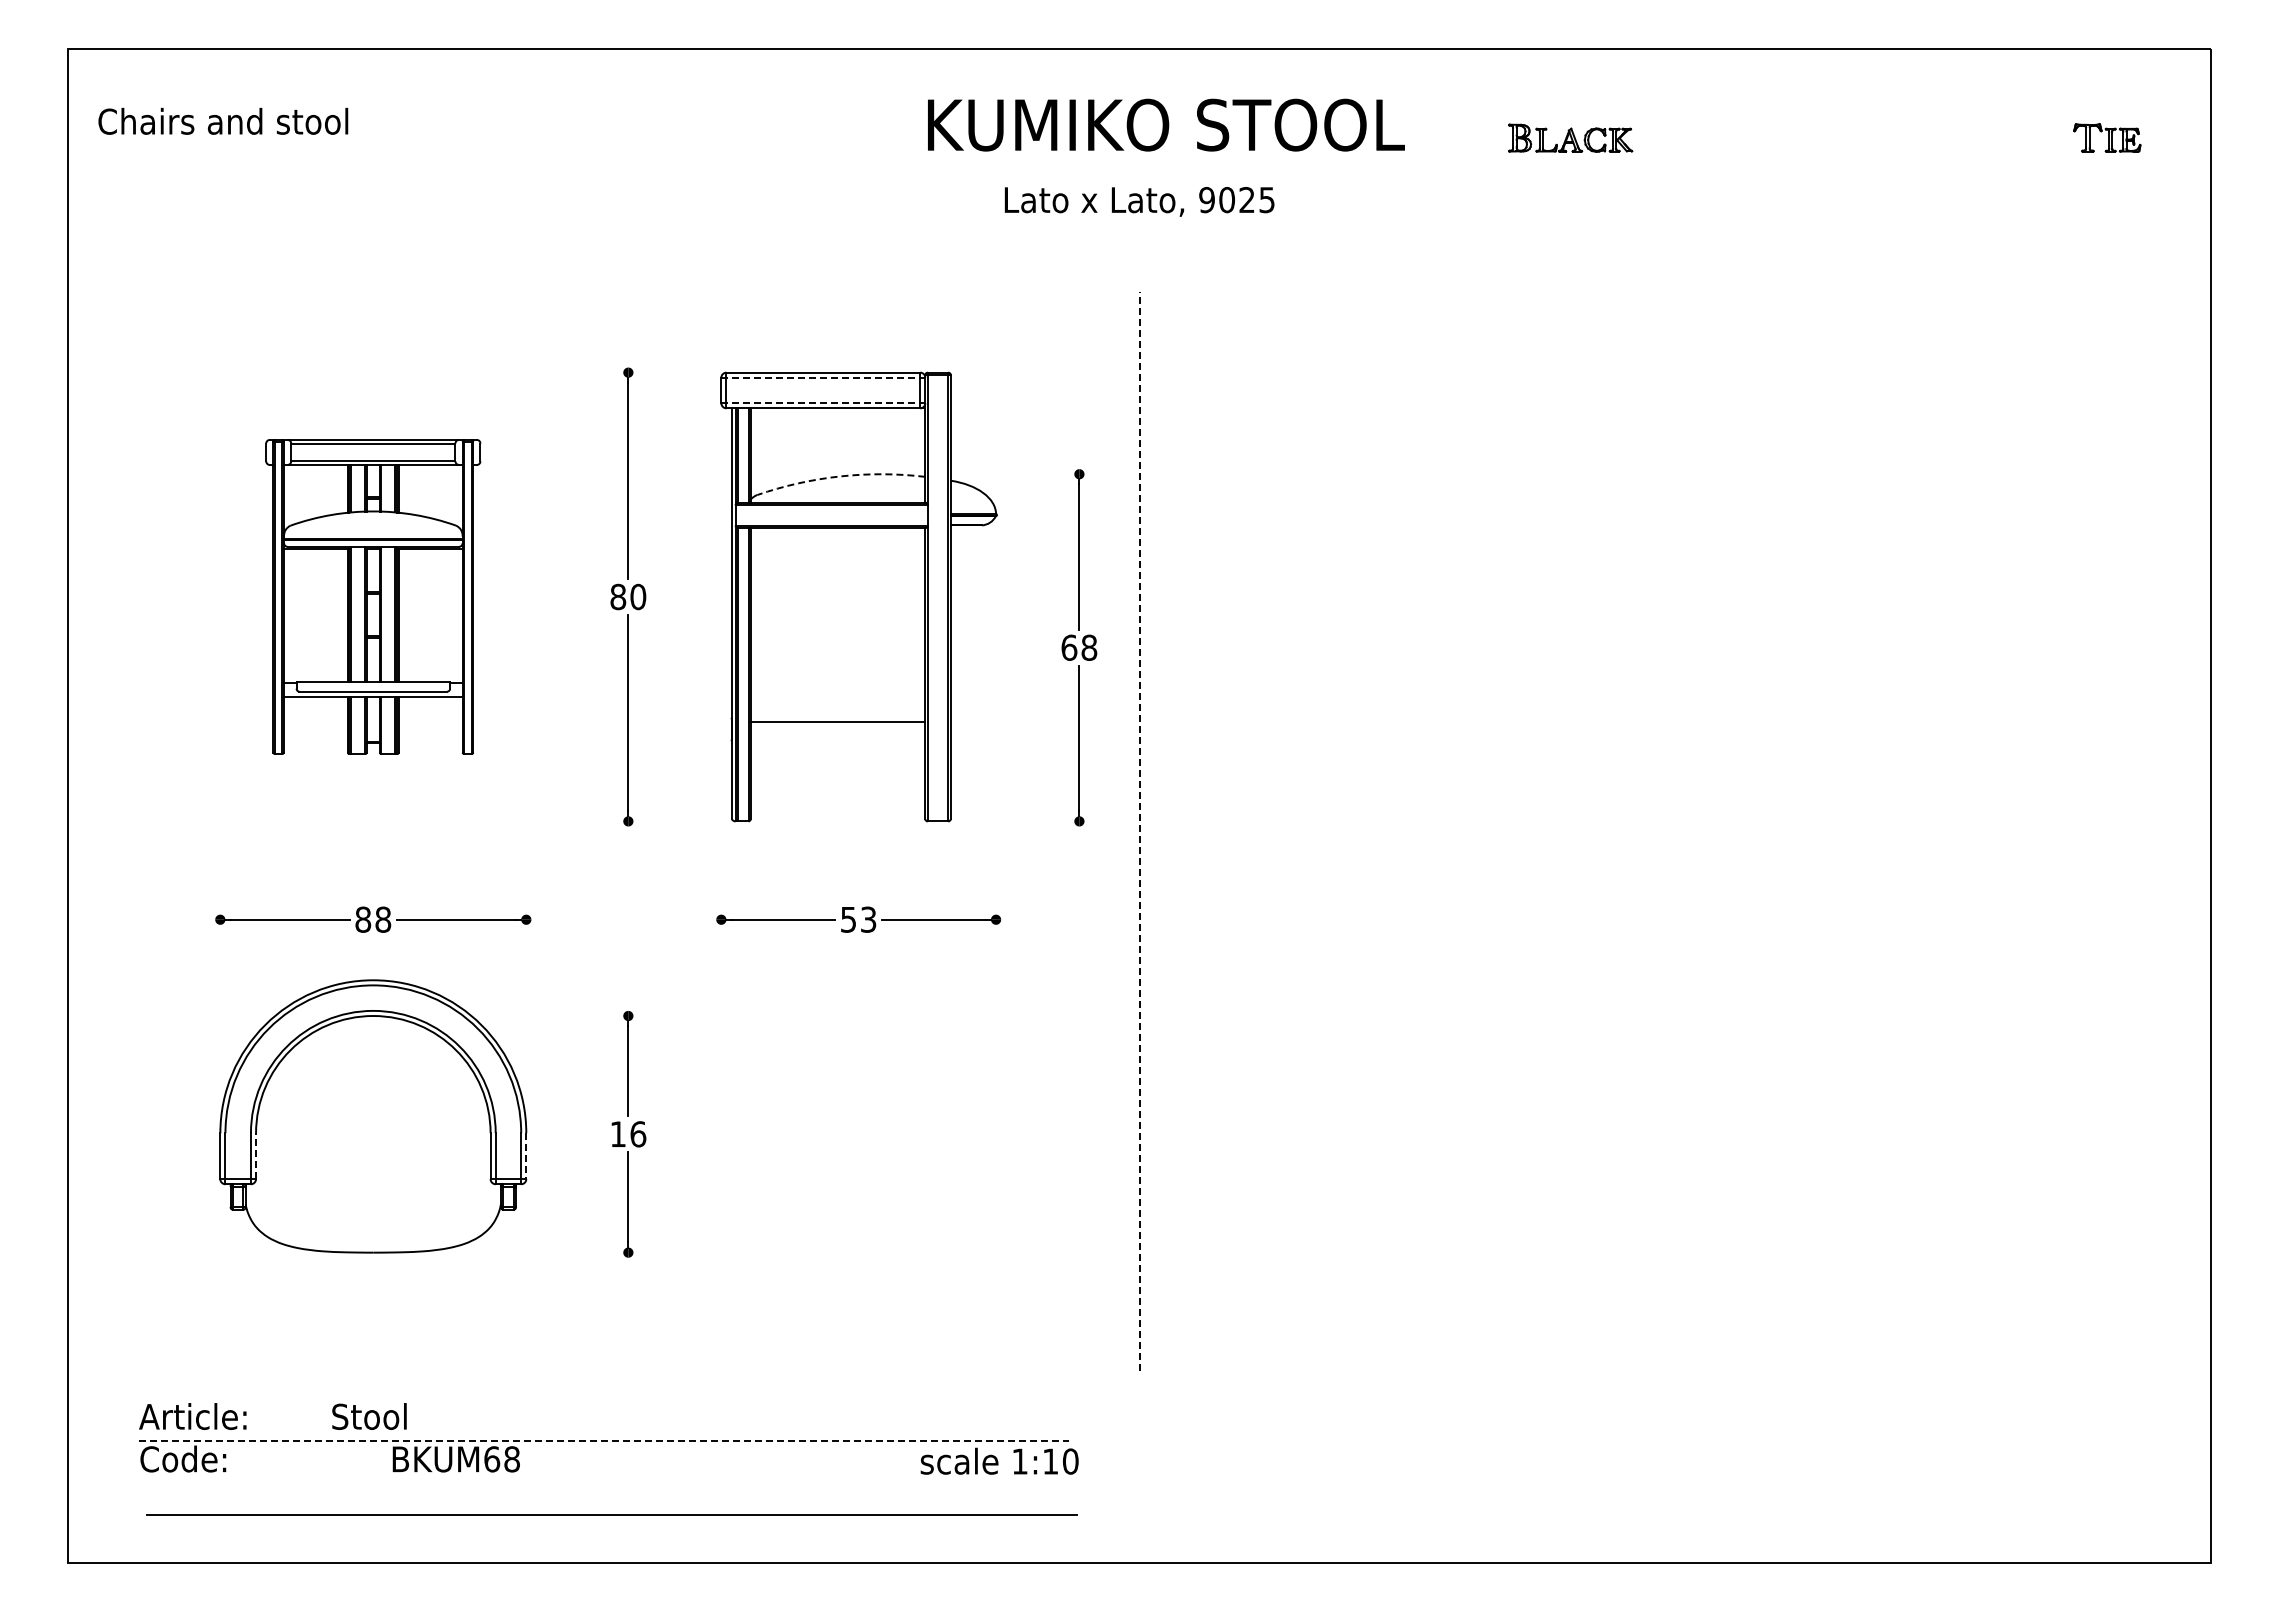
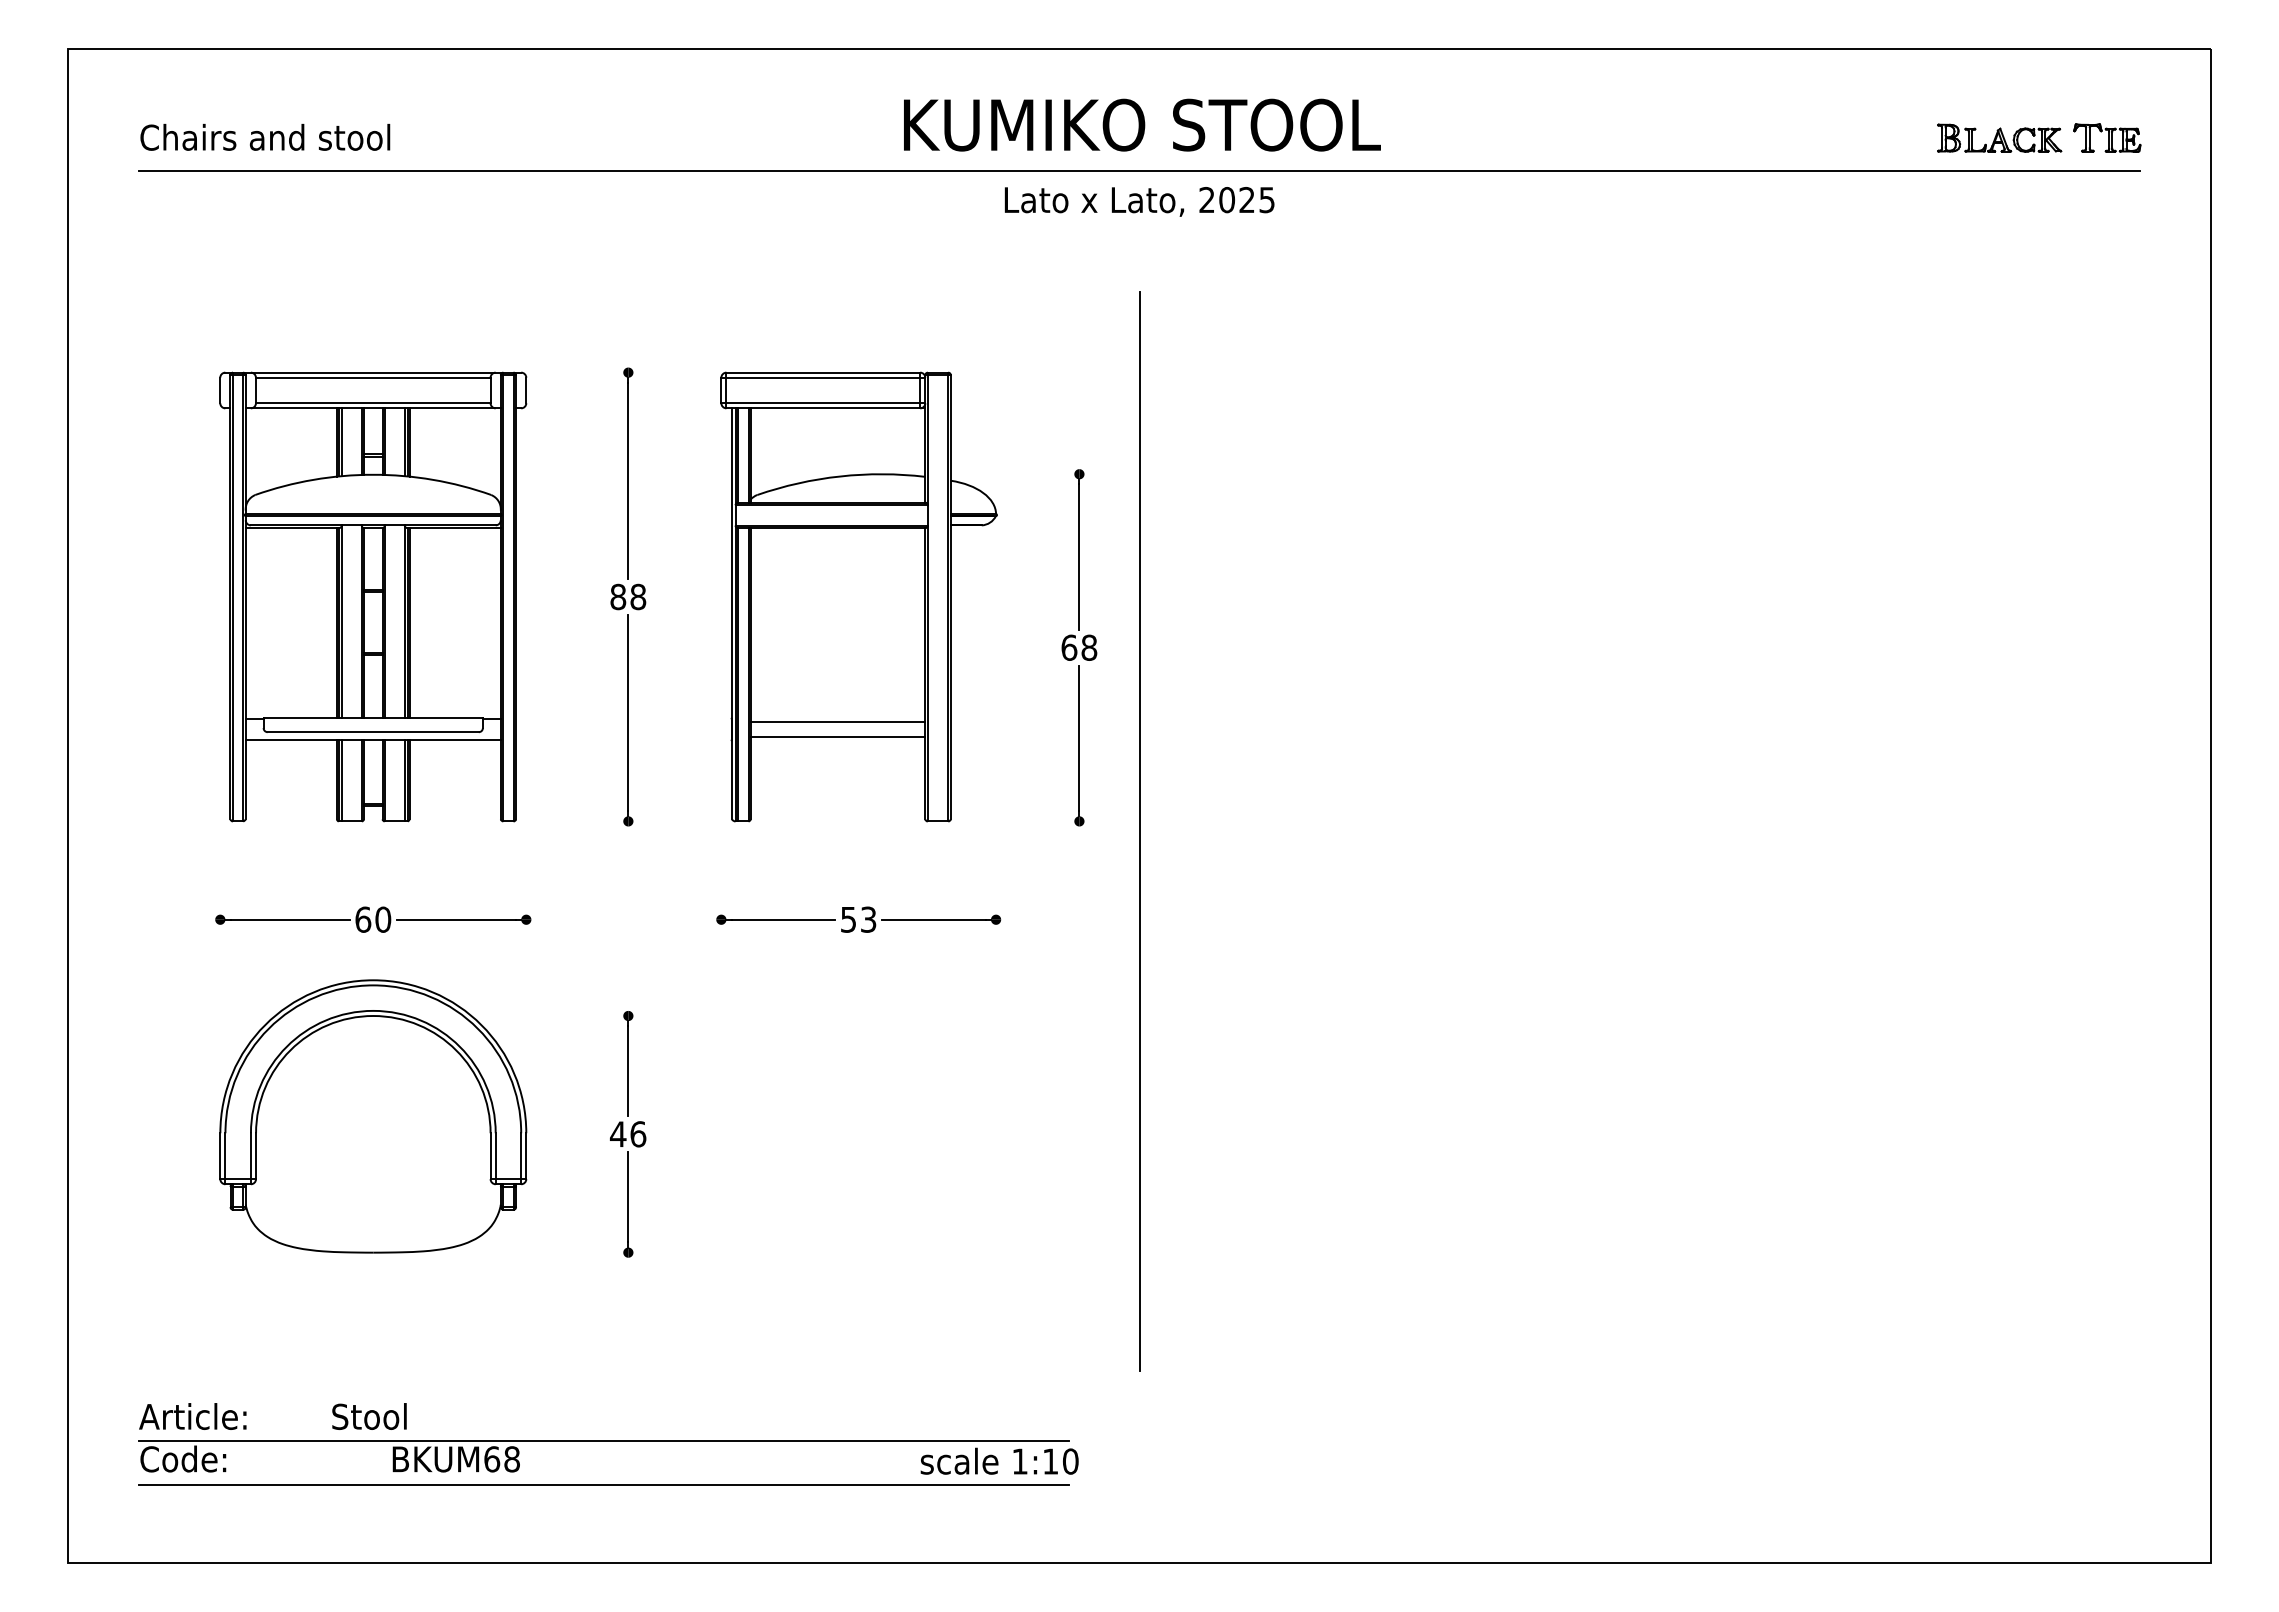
text position: (223, 120) -> (265, 136) (265, 136)
text position: (1166, 124) -> (1142, 124) (1142, 124)
part position: (1570, 137) -> (1999, 137) (1999, 137)
line: none -> present (1139, 170)
text: 9025 -> 2025 (1206, 200)
line: dashed -> solid (823, 377)
line: dashed -> solid (823, 403)
arc: dashed -> solid (840, 476)
part size: 217x316 px -> 309x452 px (373, 596)
text: 80 -> 88 (638, 596)
line: none -> present (837, 737)
line: dashed -> solid (1139, 831)
text: 88 -> 60 (373, 919)
text: 16 -> 46 (617, 1133)
line: dashed -> solid (256, 1156)
line: dashed -> solid (526, 1156)
line: dashed -> solid (604, 1441)
line position: (611, 1514) -> (603, 1484) (603, 1484)
